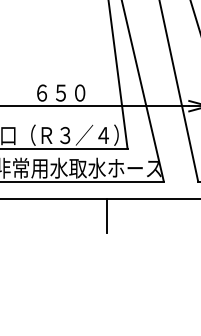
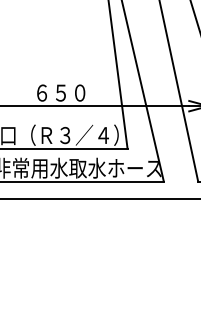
line: present -> none (107, 215)
